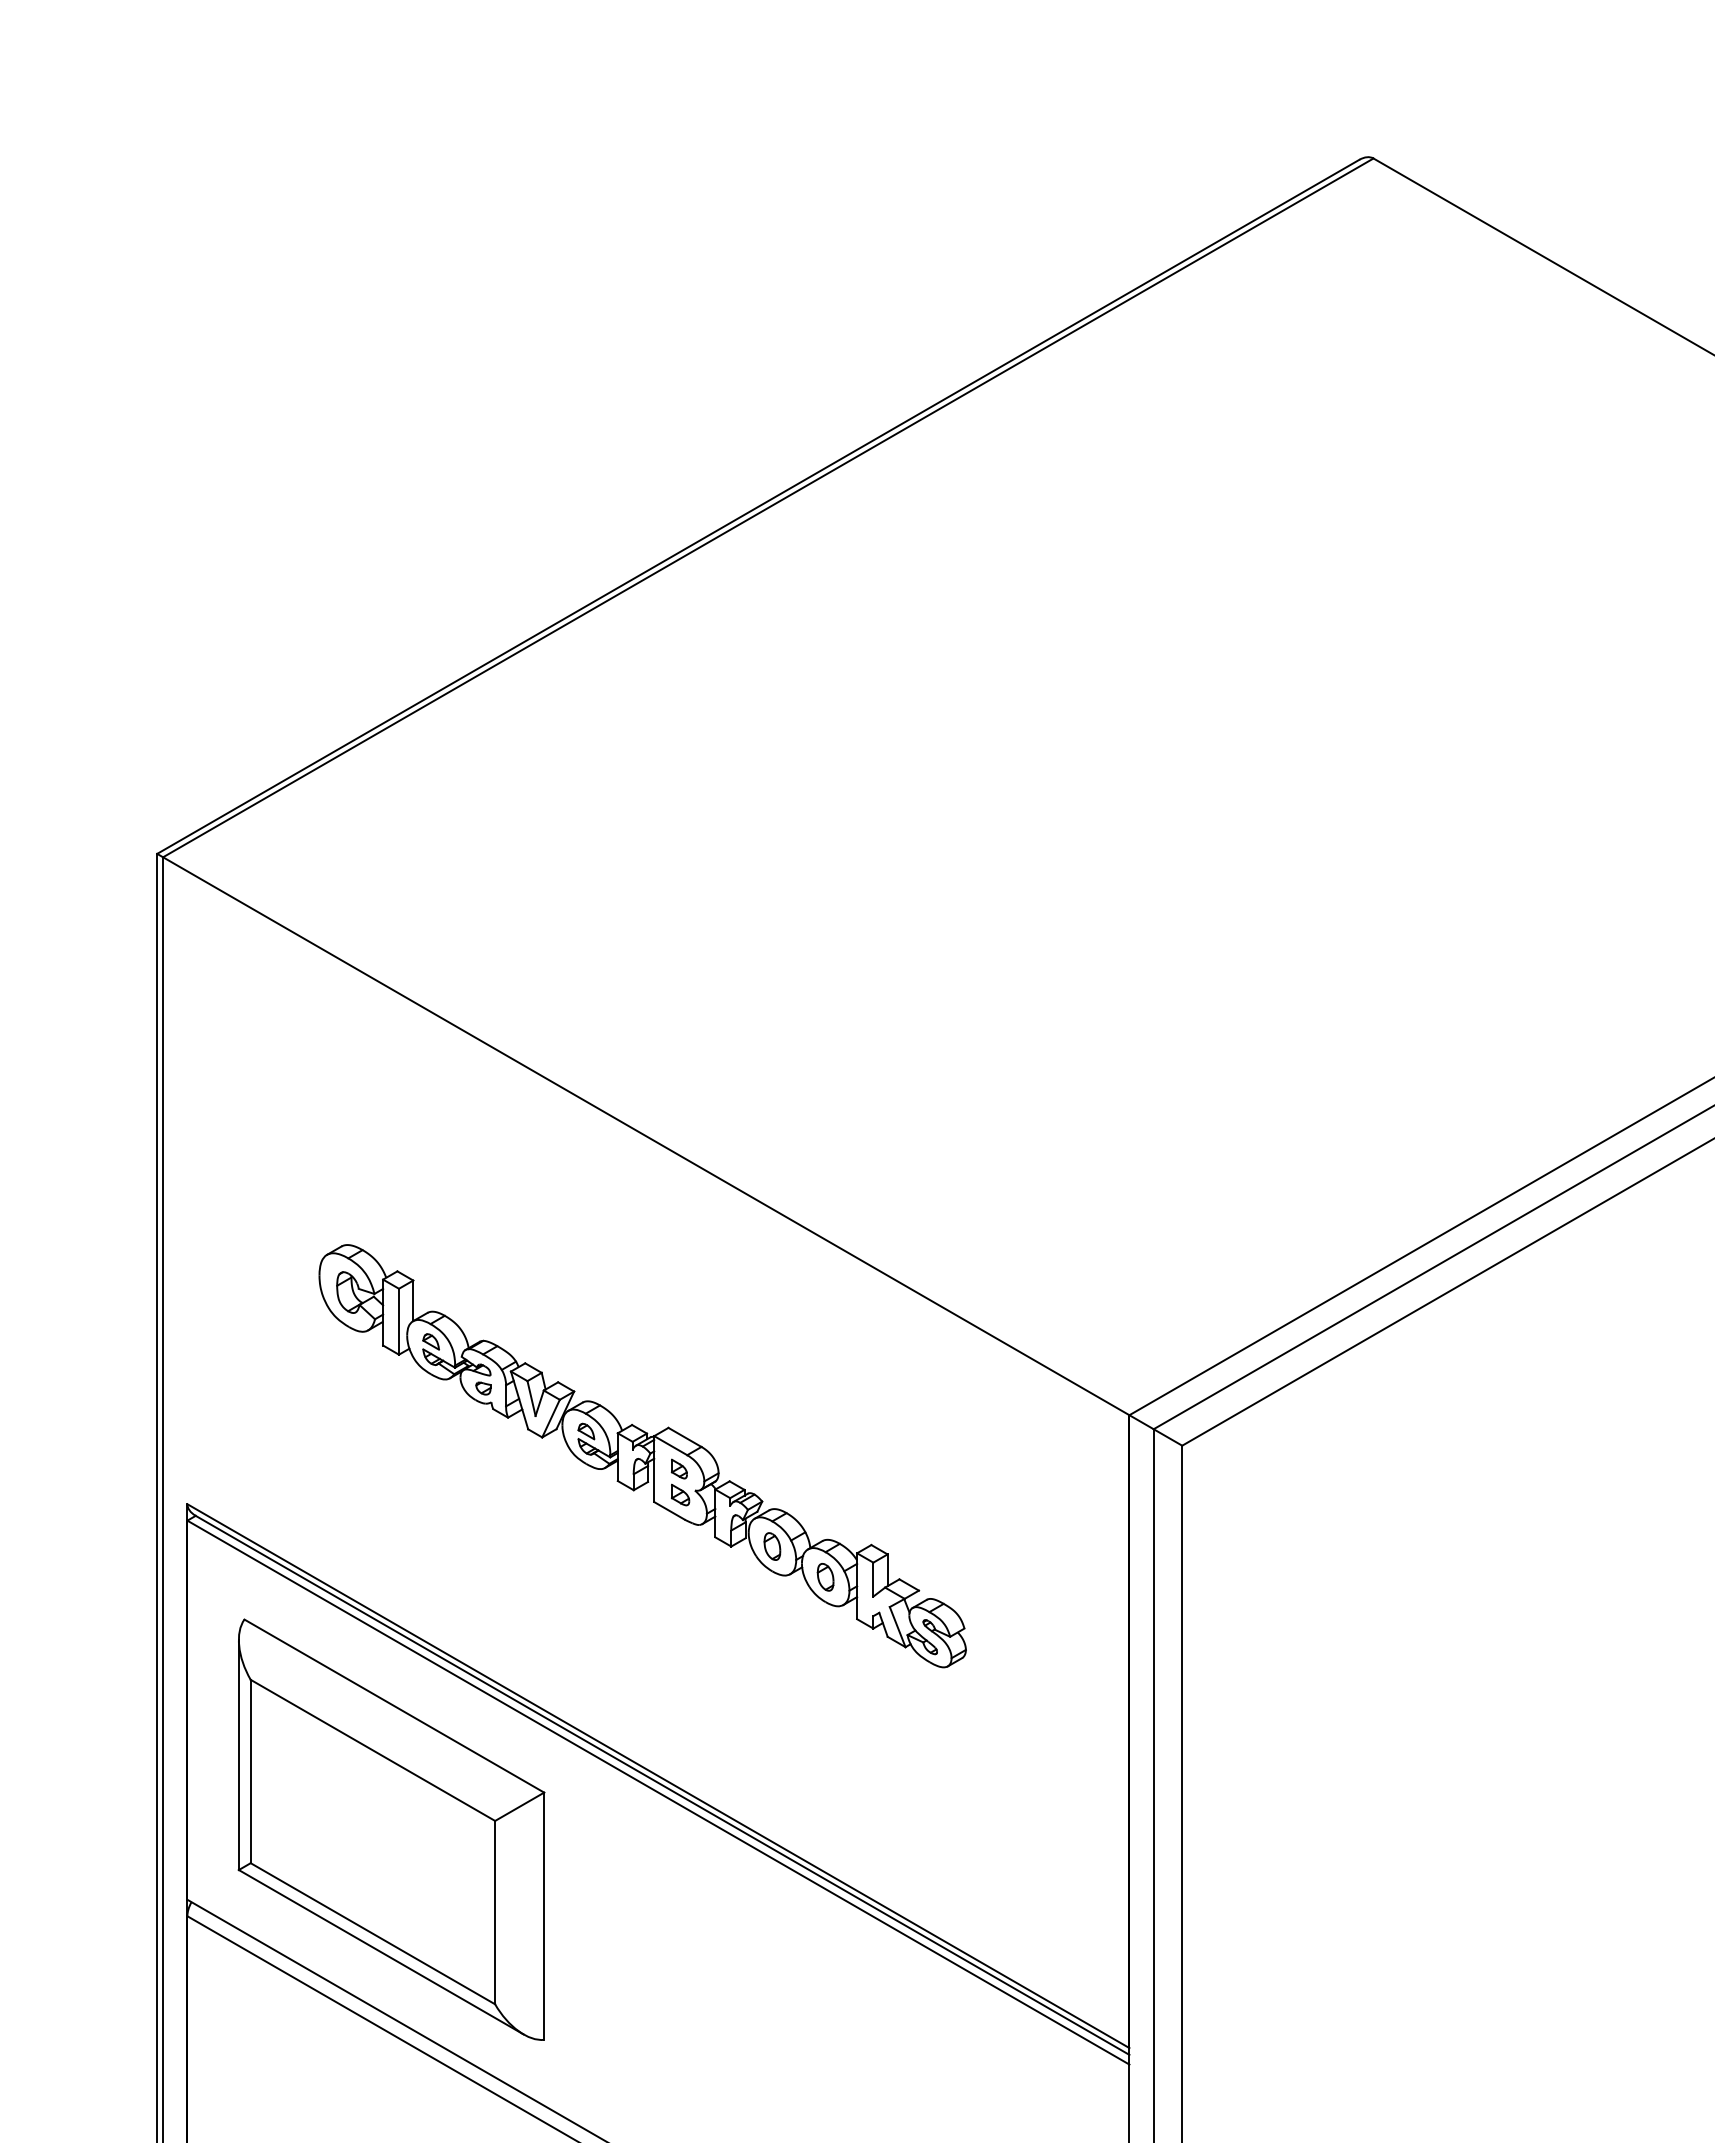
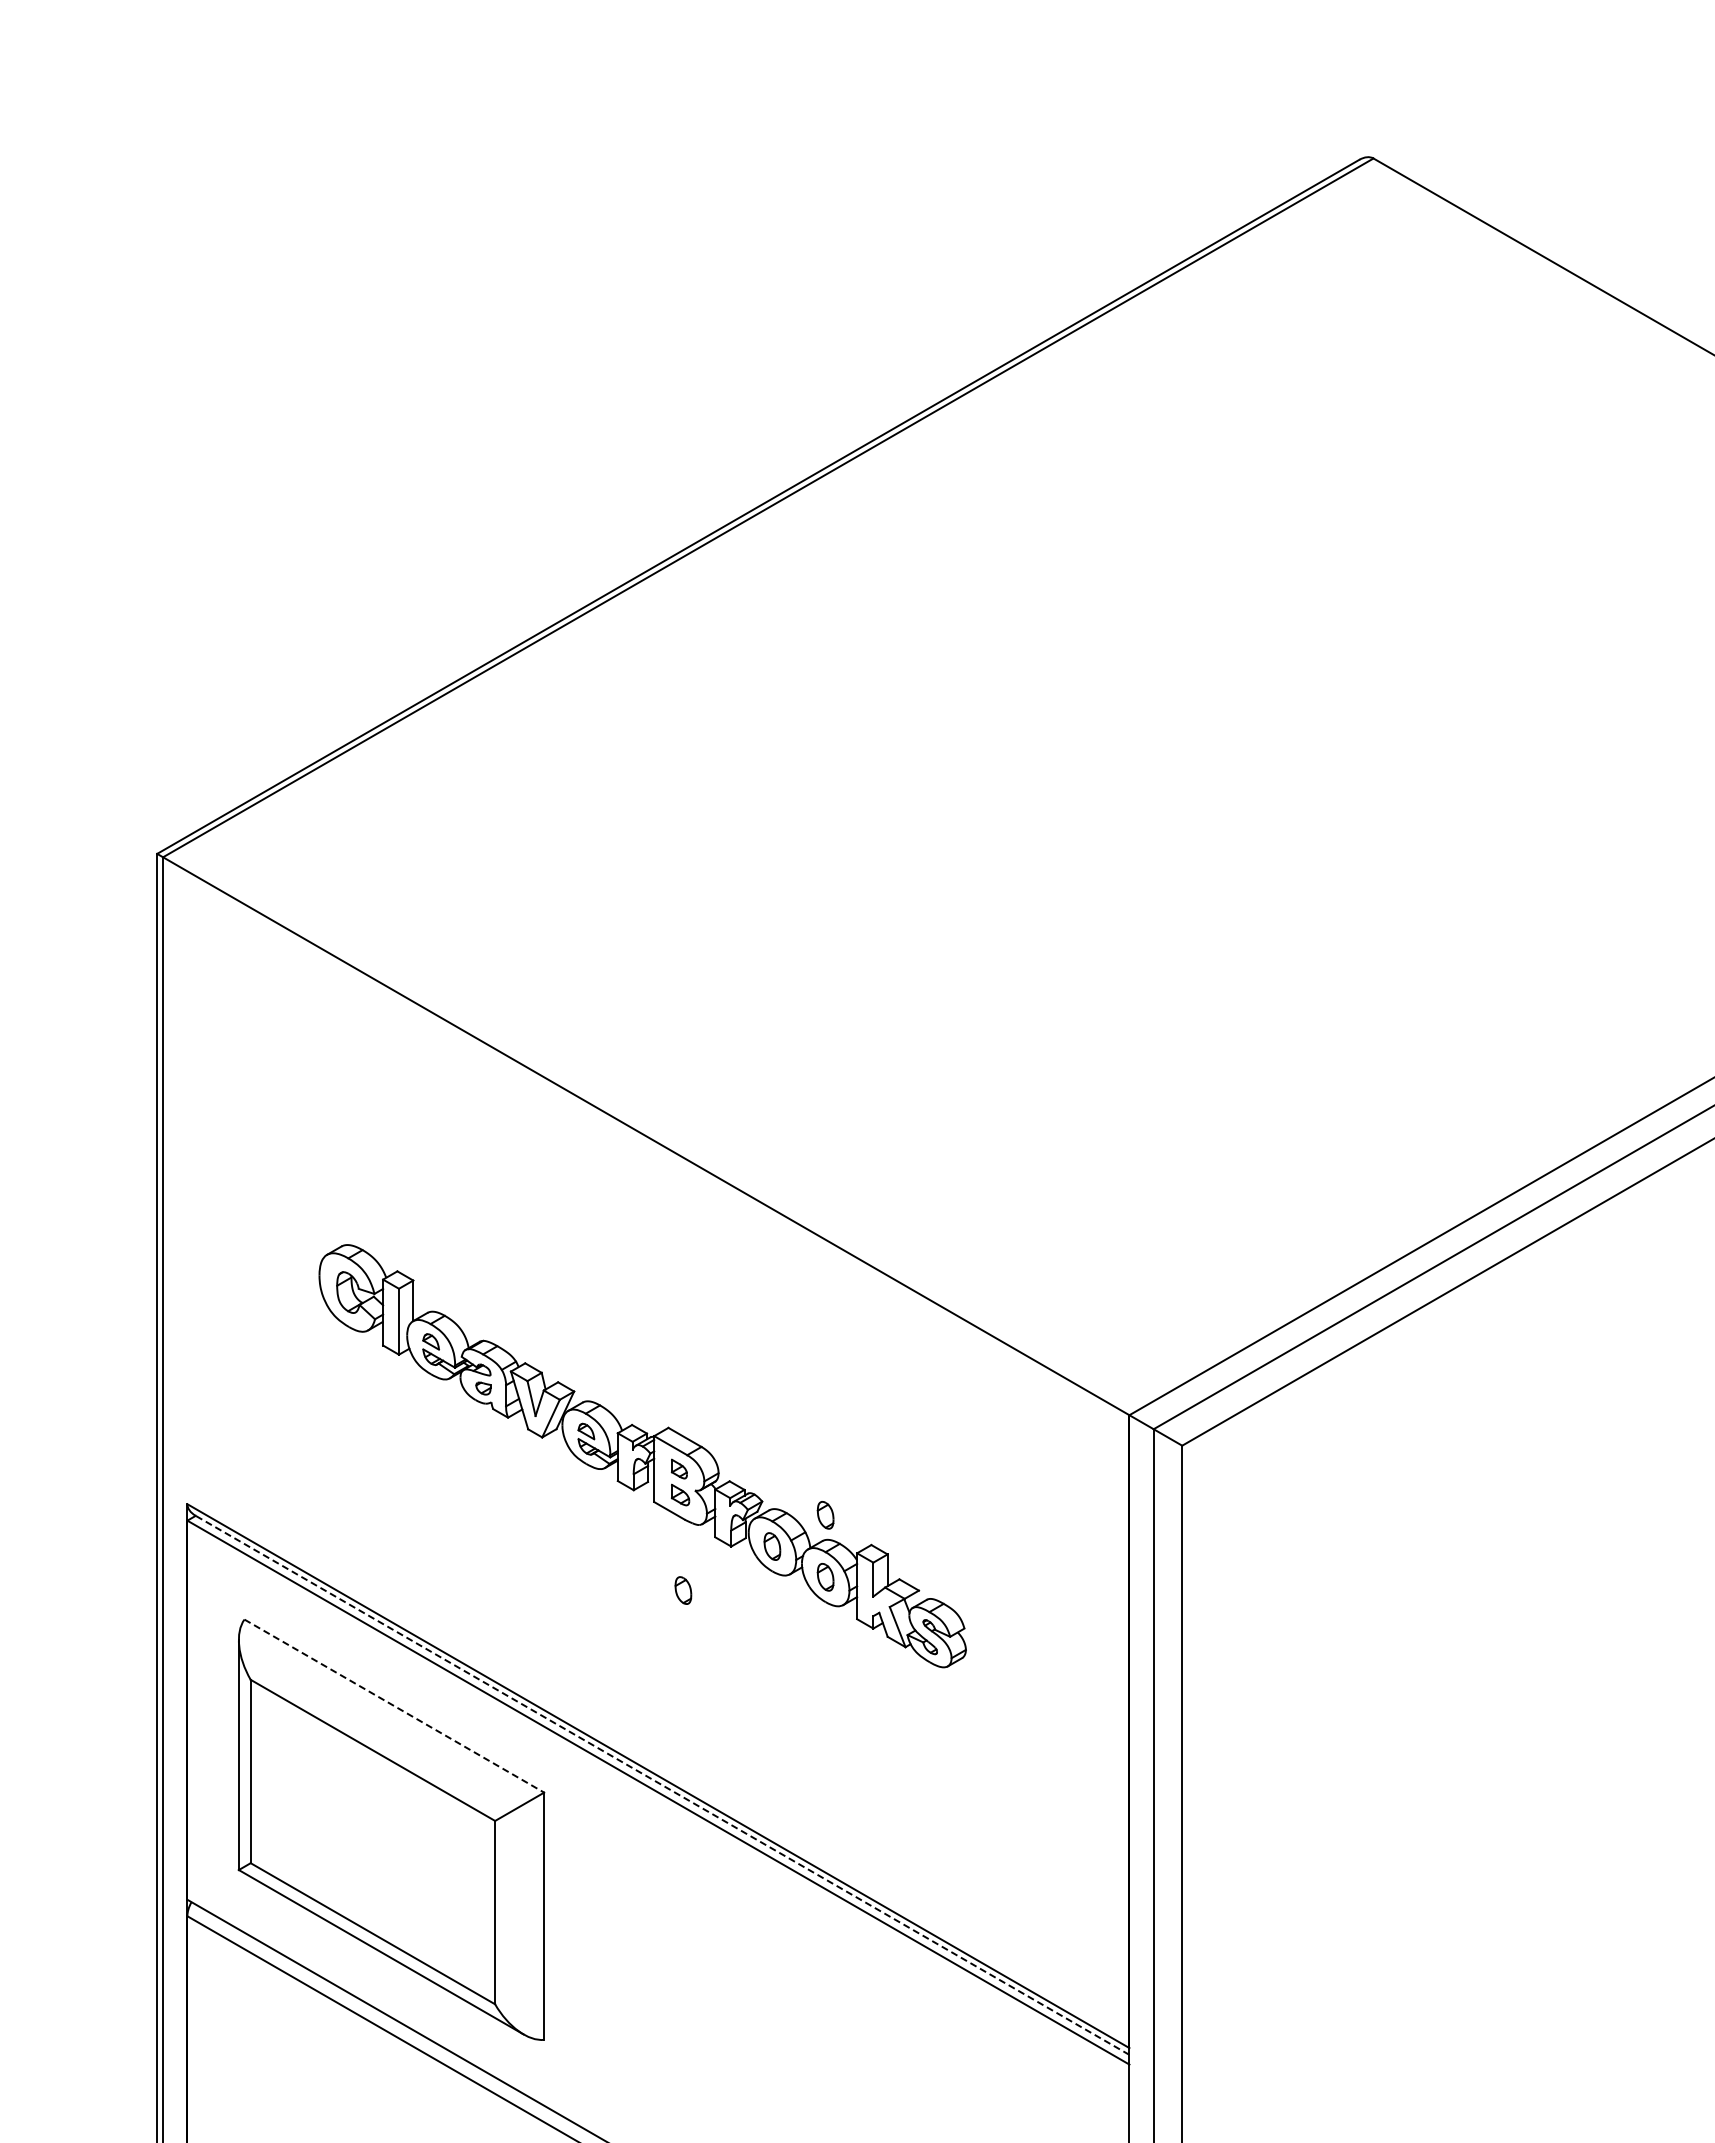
part: none -> present (825, 1515)
part: none -> present (683, 1590)
line: solid -> dashed (394, 1706)
line: solid -> dashed (662, 1785)
